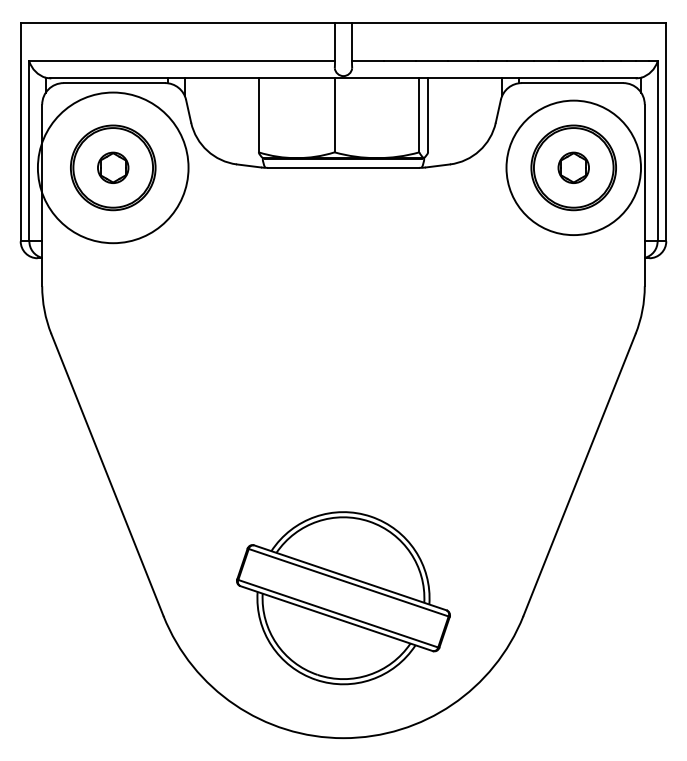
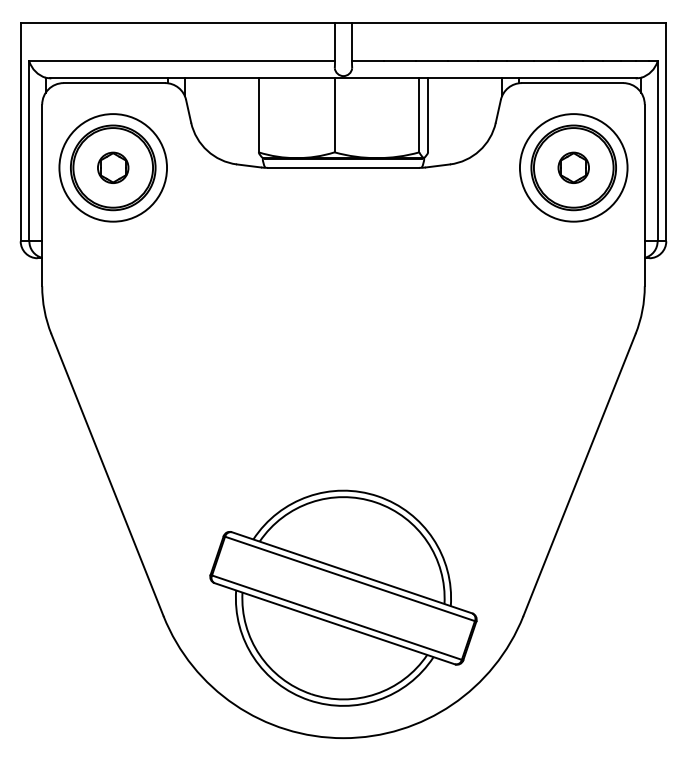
circle diameter: 151 px -> 108 px (113, 167)
circle diameter: 134 px -> 108 px (573, 167)
part size: 215x175 px -> 269x218 px (343, 597)
